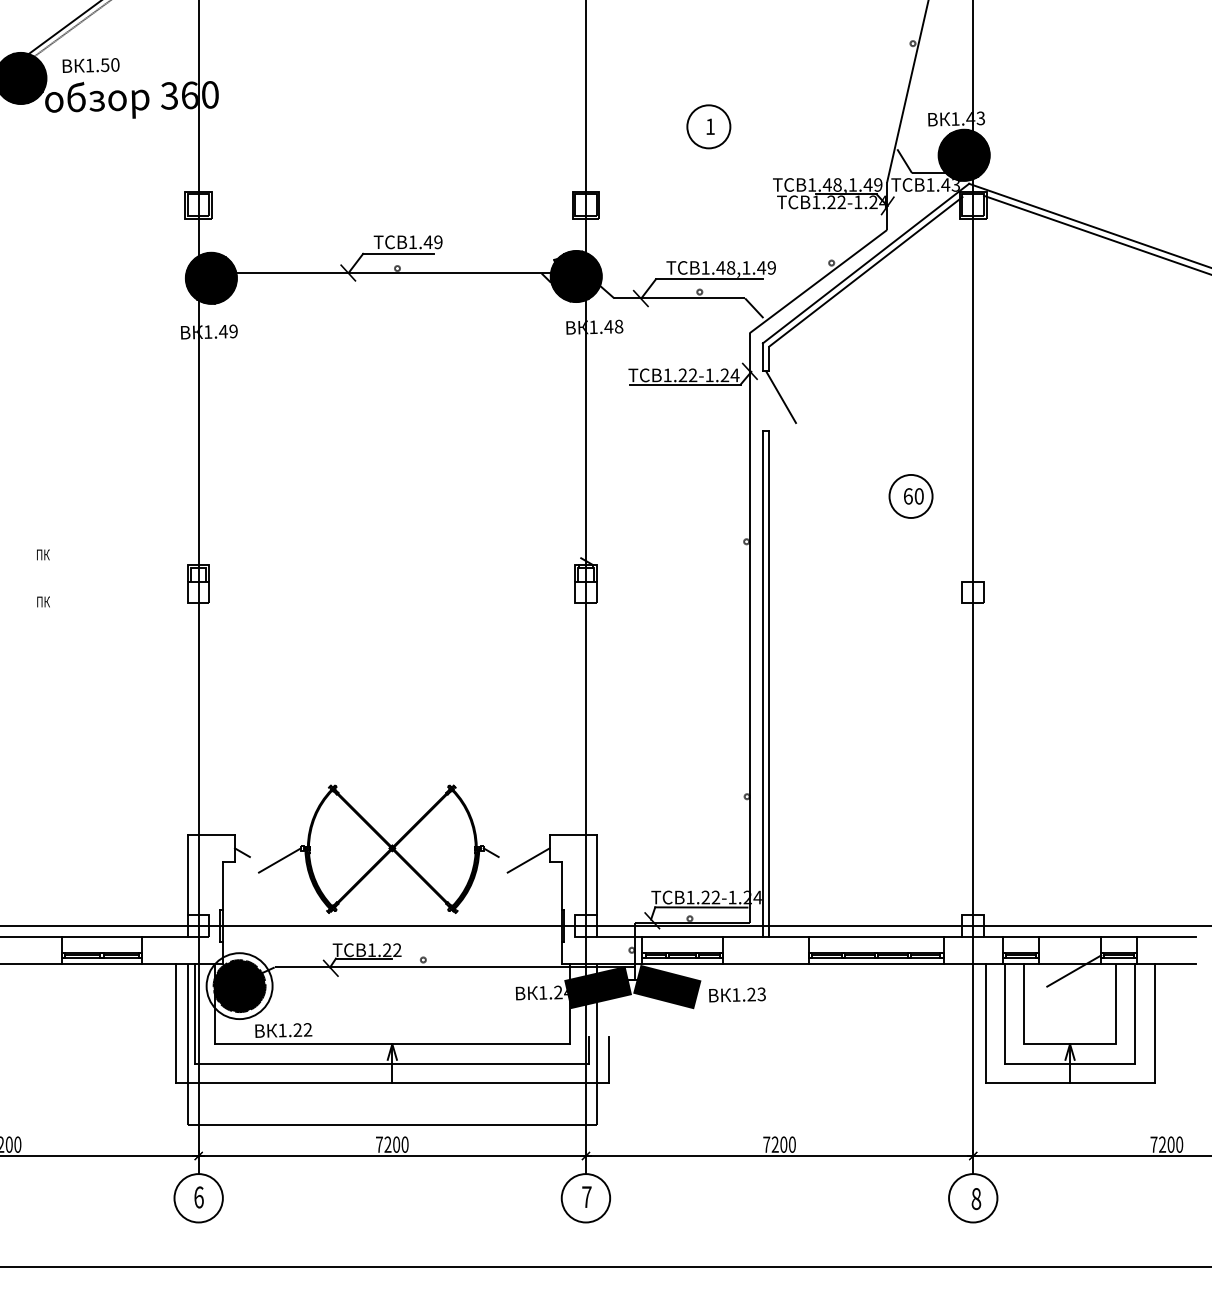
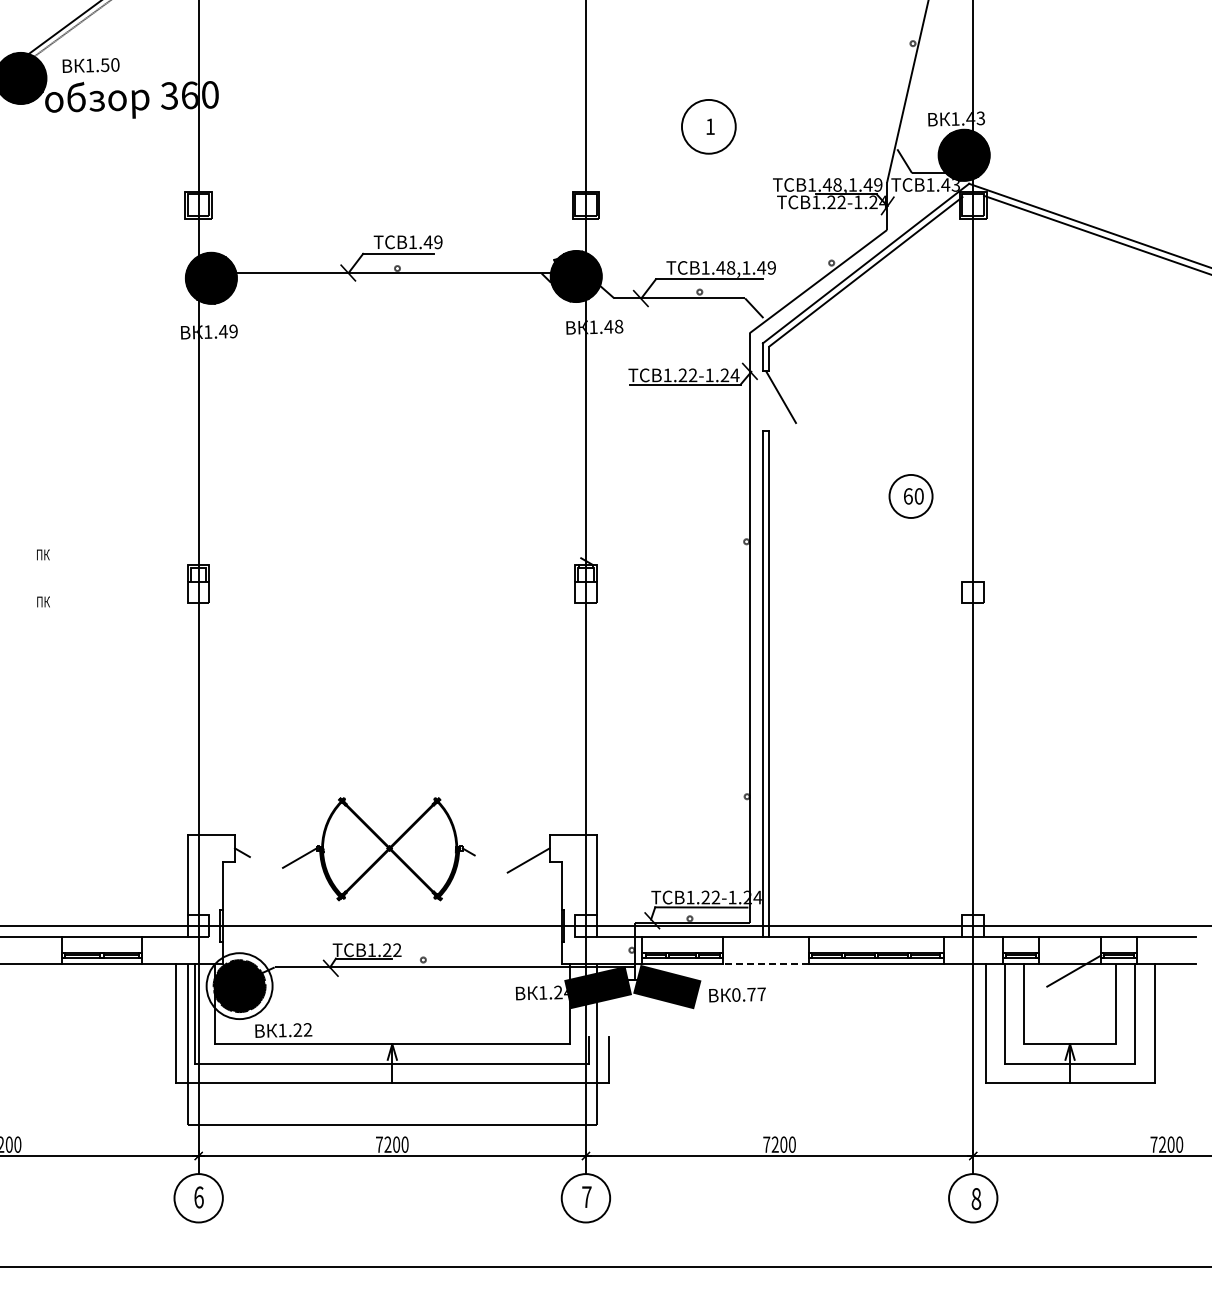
circle diameter: 43 px -> 54 px (708, 126)
part size: 242x130 px -> 194x105 px (378, 849)
line: solid -> dashed (765, 963)
text: 1.23 -> 0.77 (748, 994)
